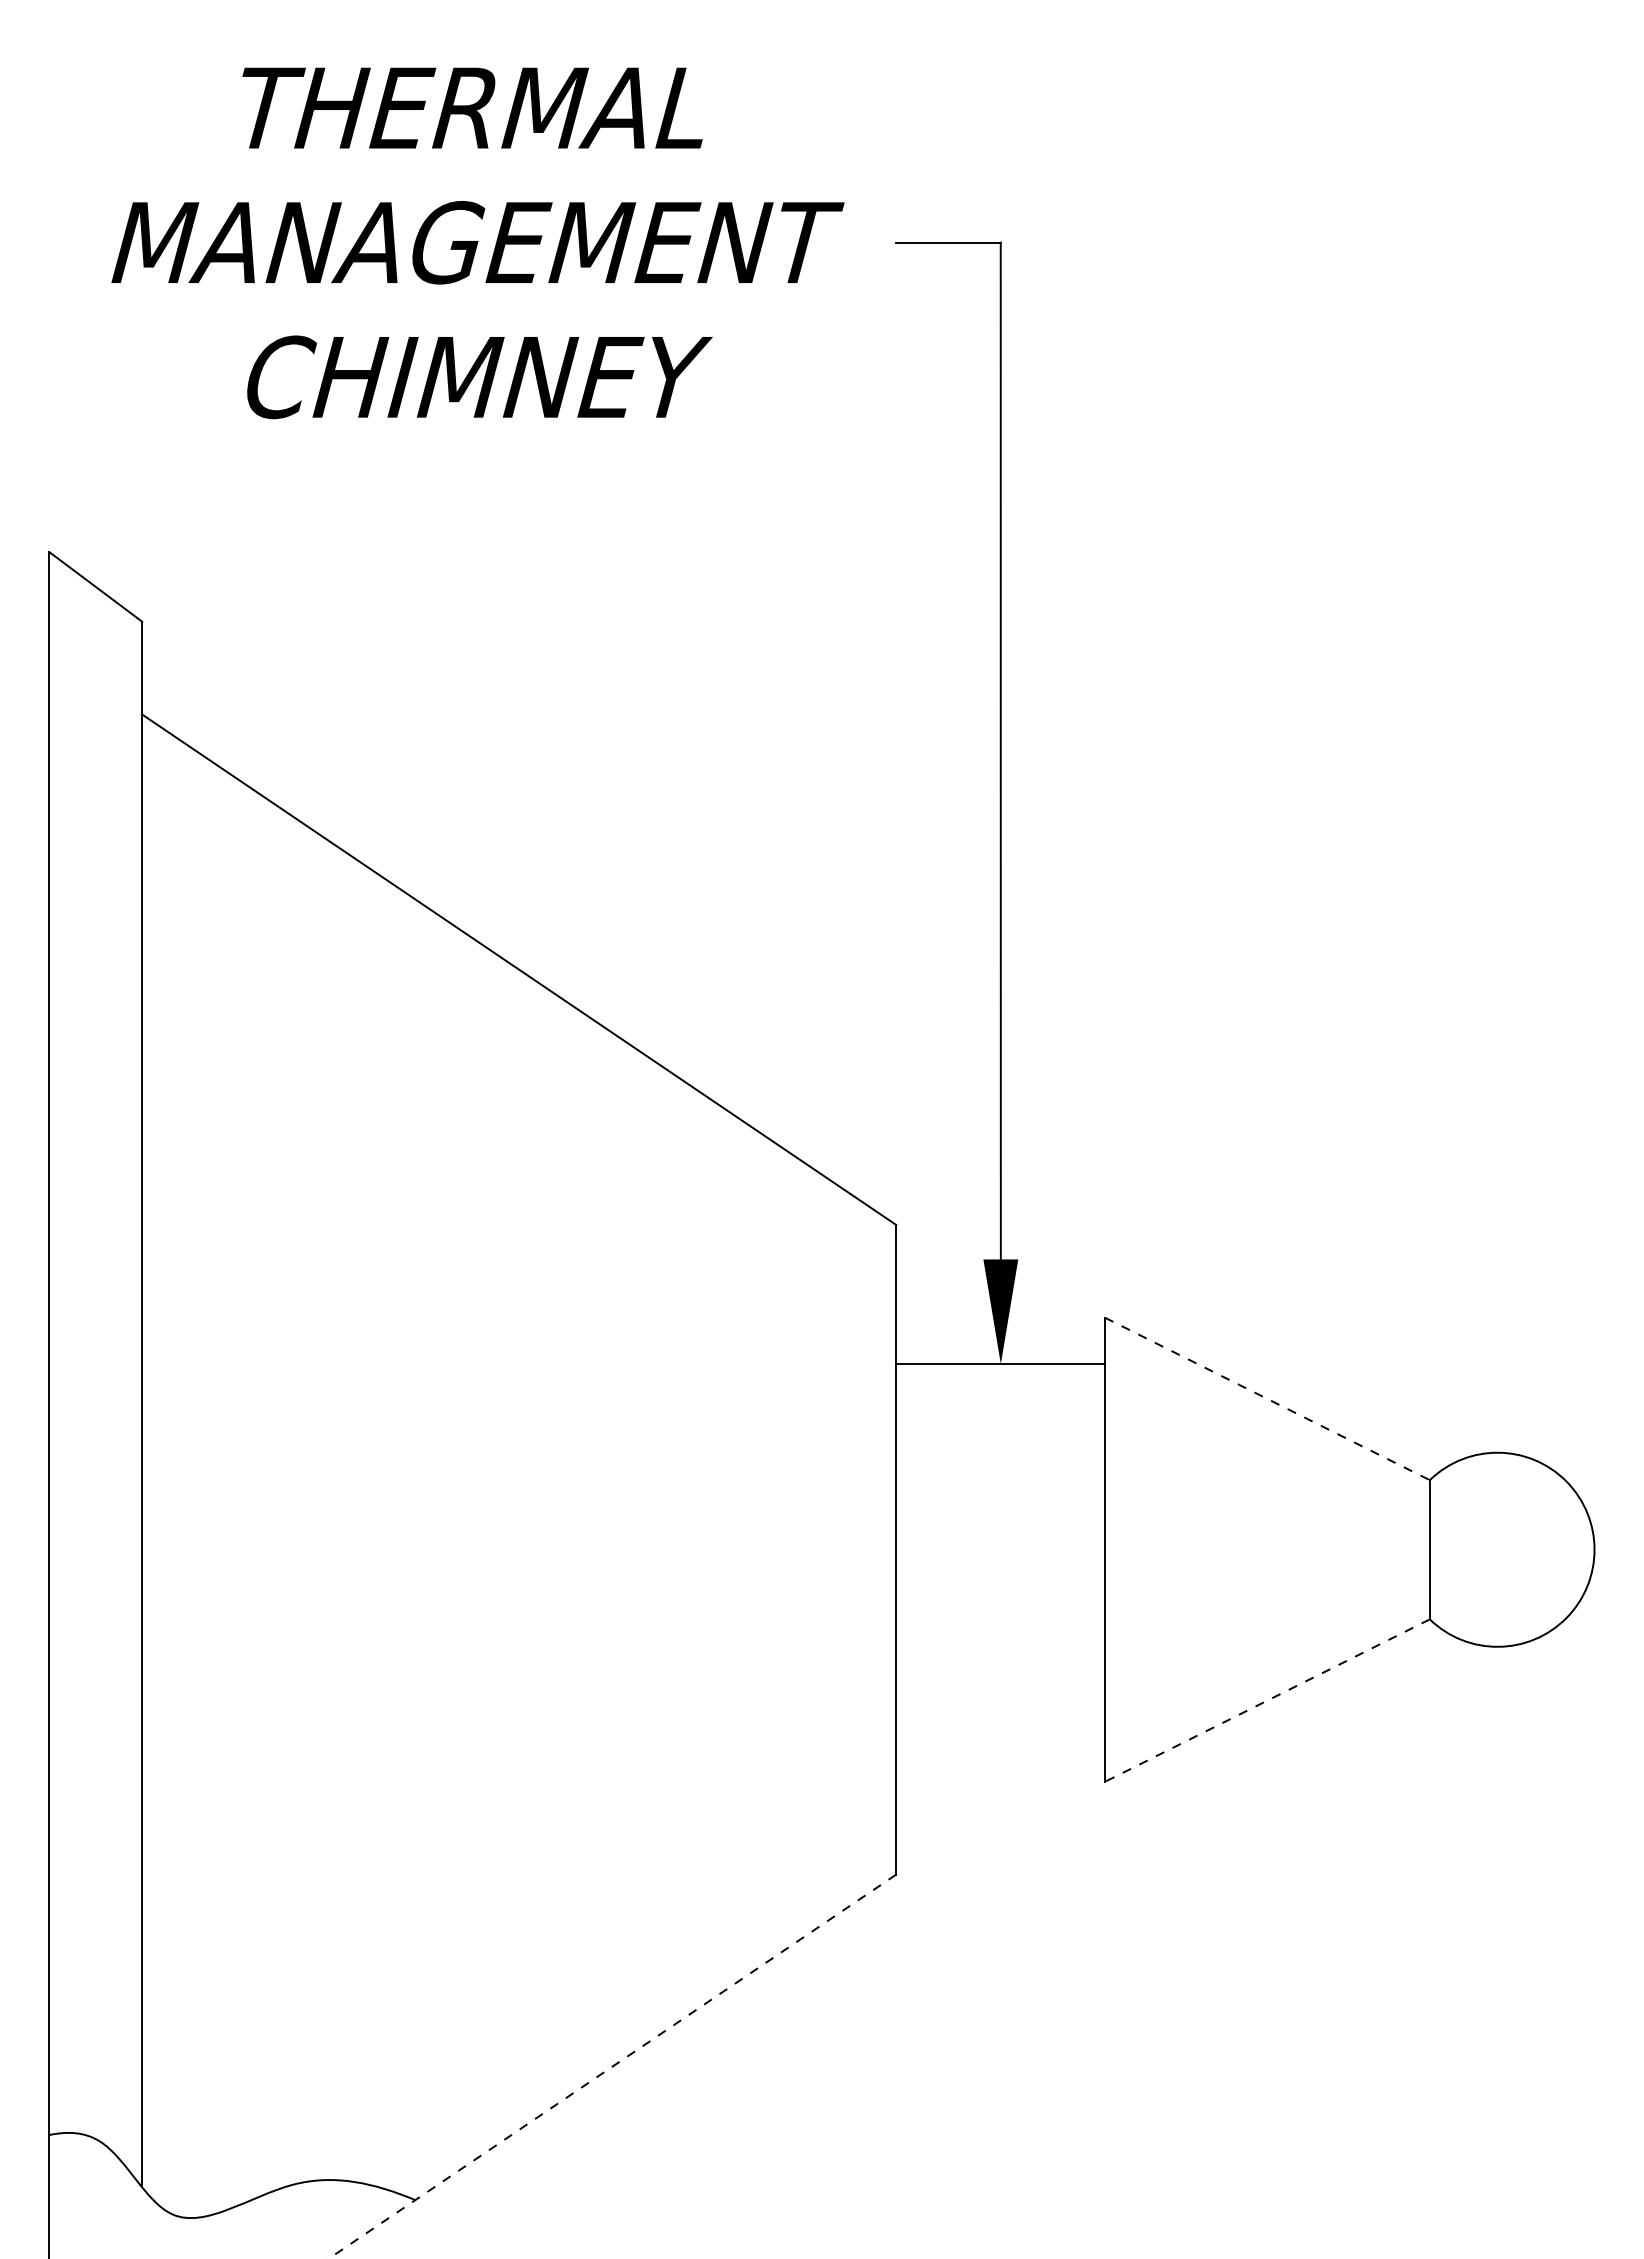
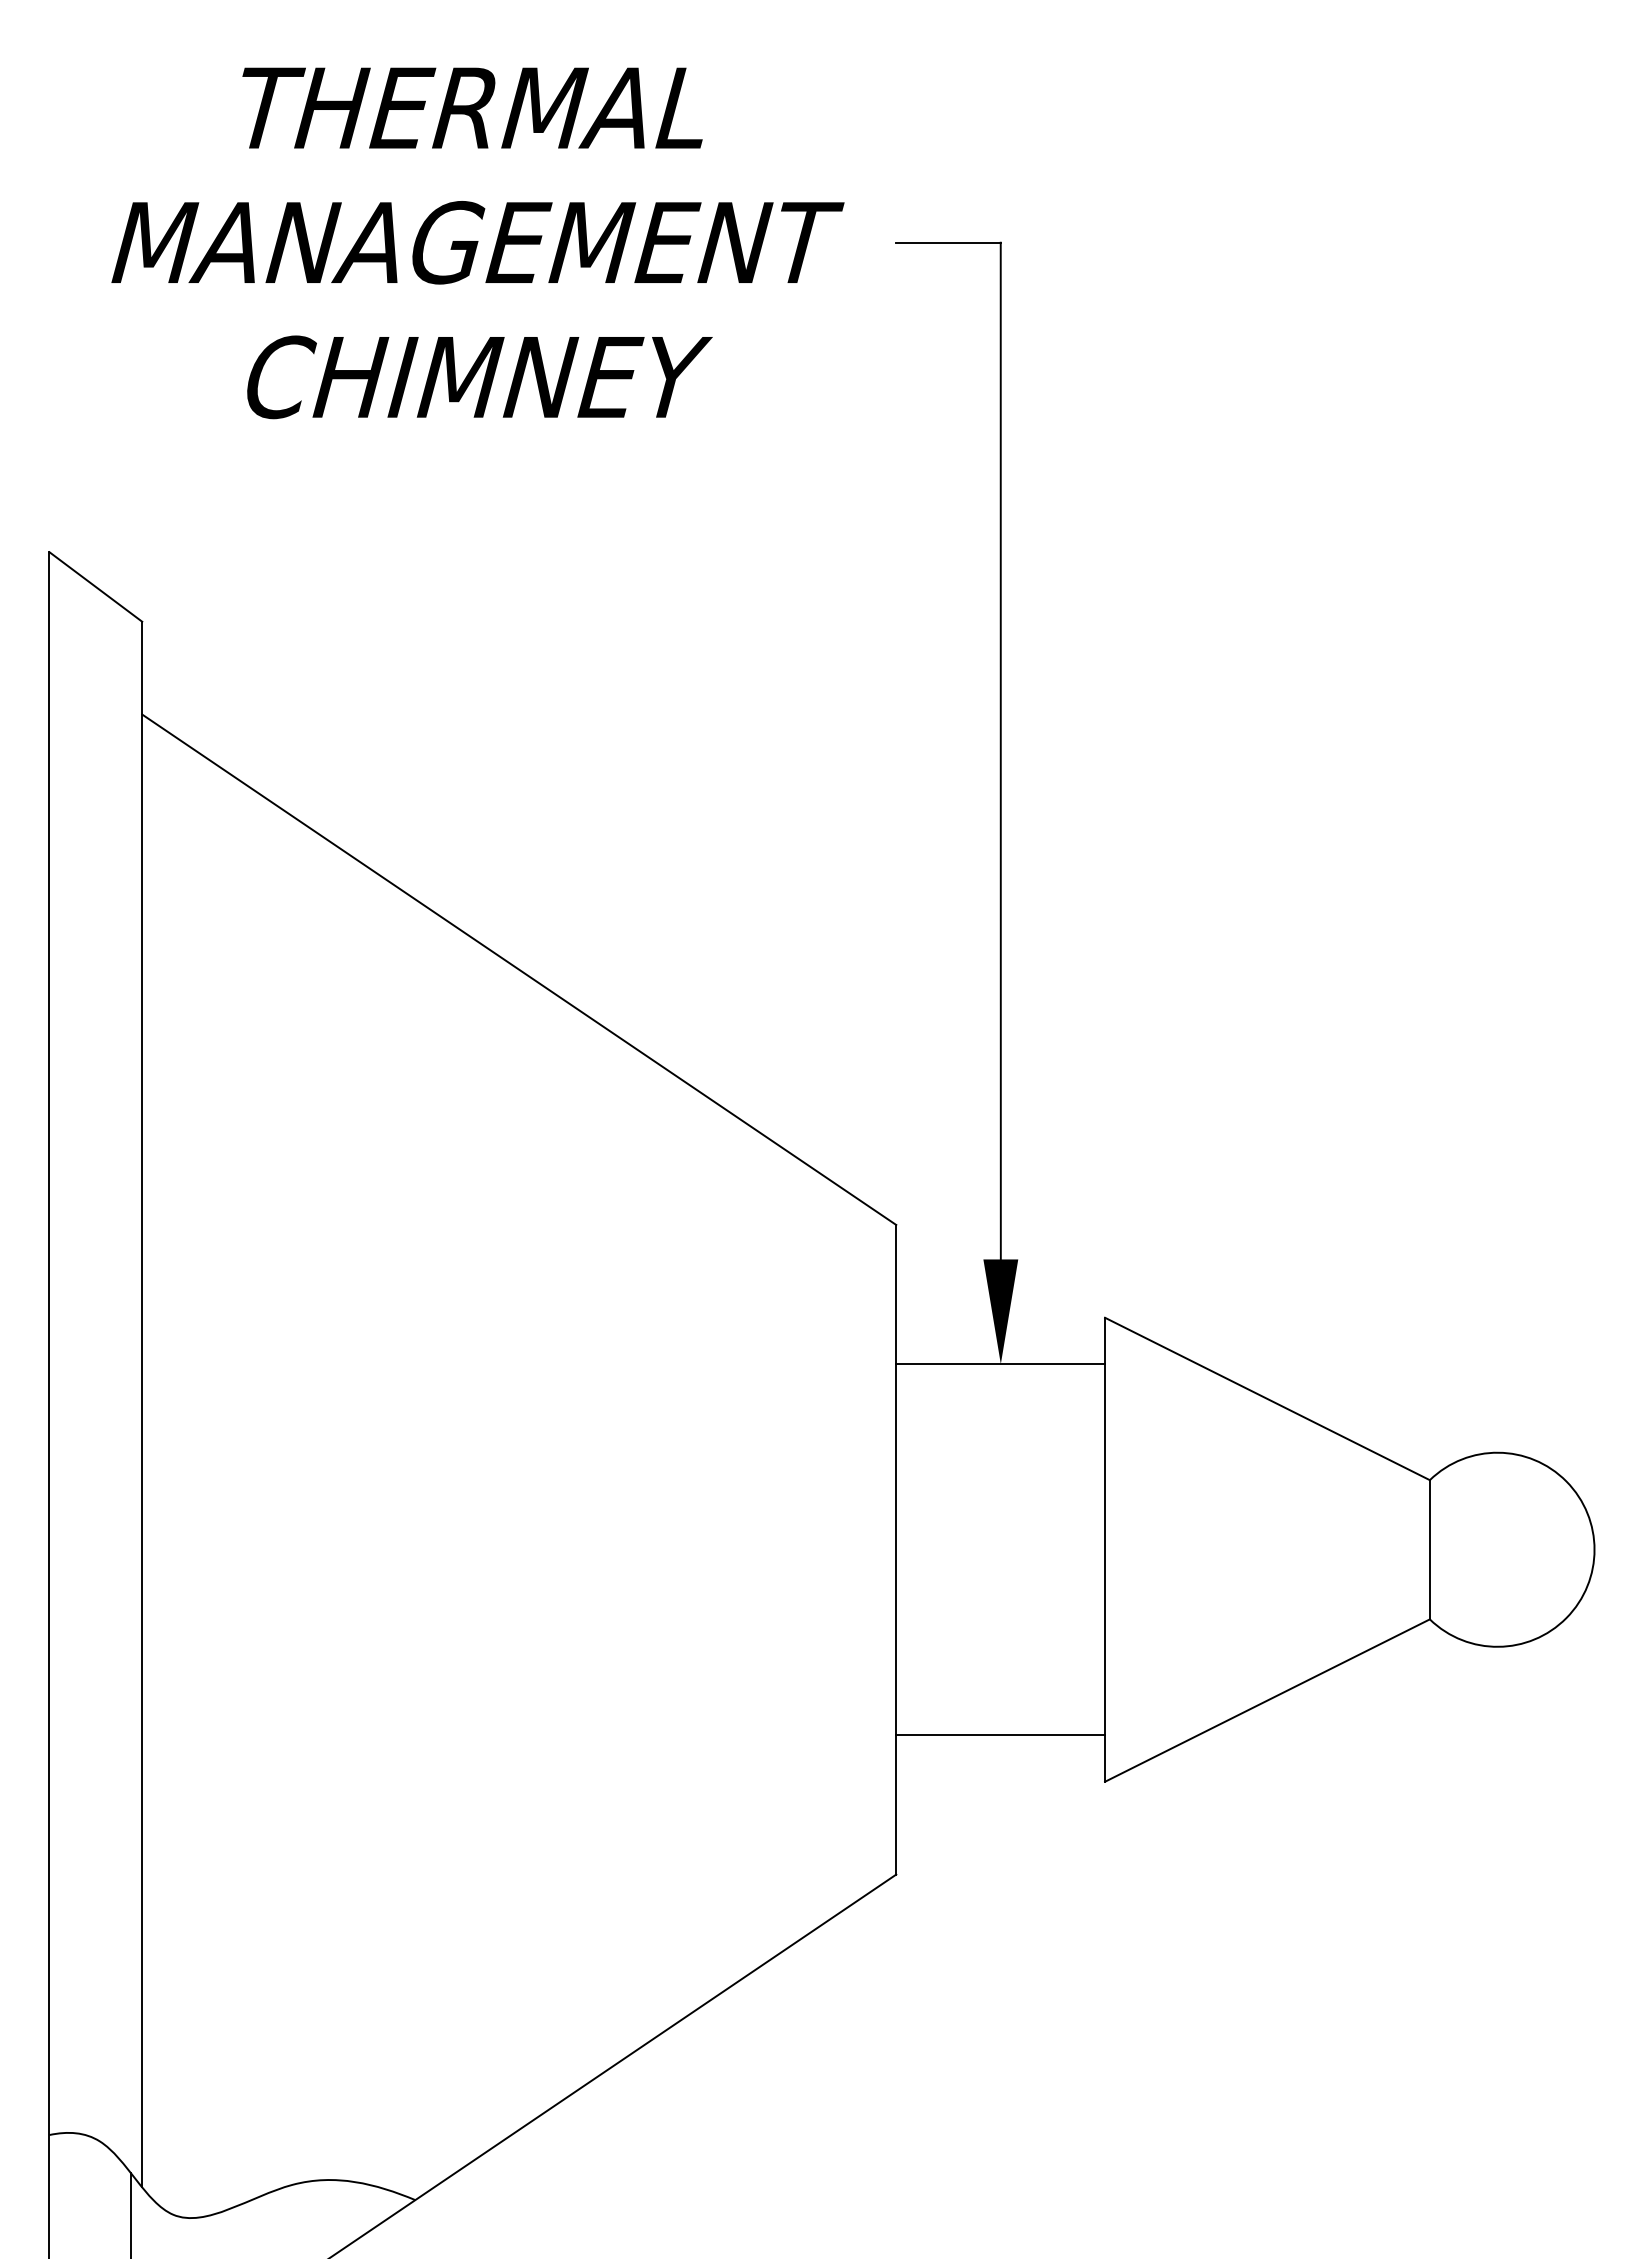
line: dashed -> solid (1267, 1398)
line: dashed -> solid (1267, 1700)
line: none -> present (1000, 1735)
line: dashed -> solid (612, 2066)
line: none -> present (130, 2213)
